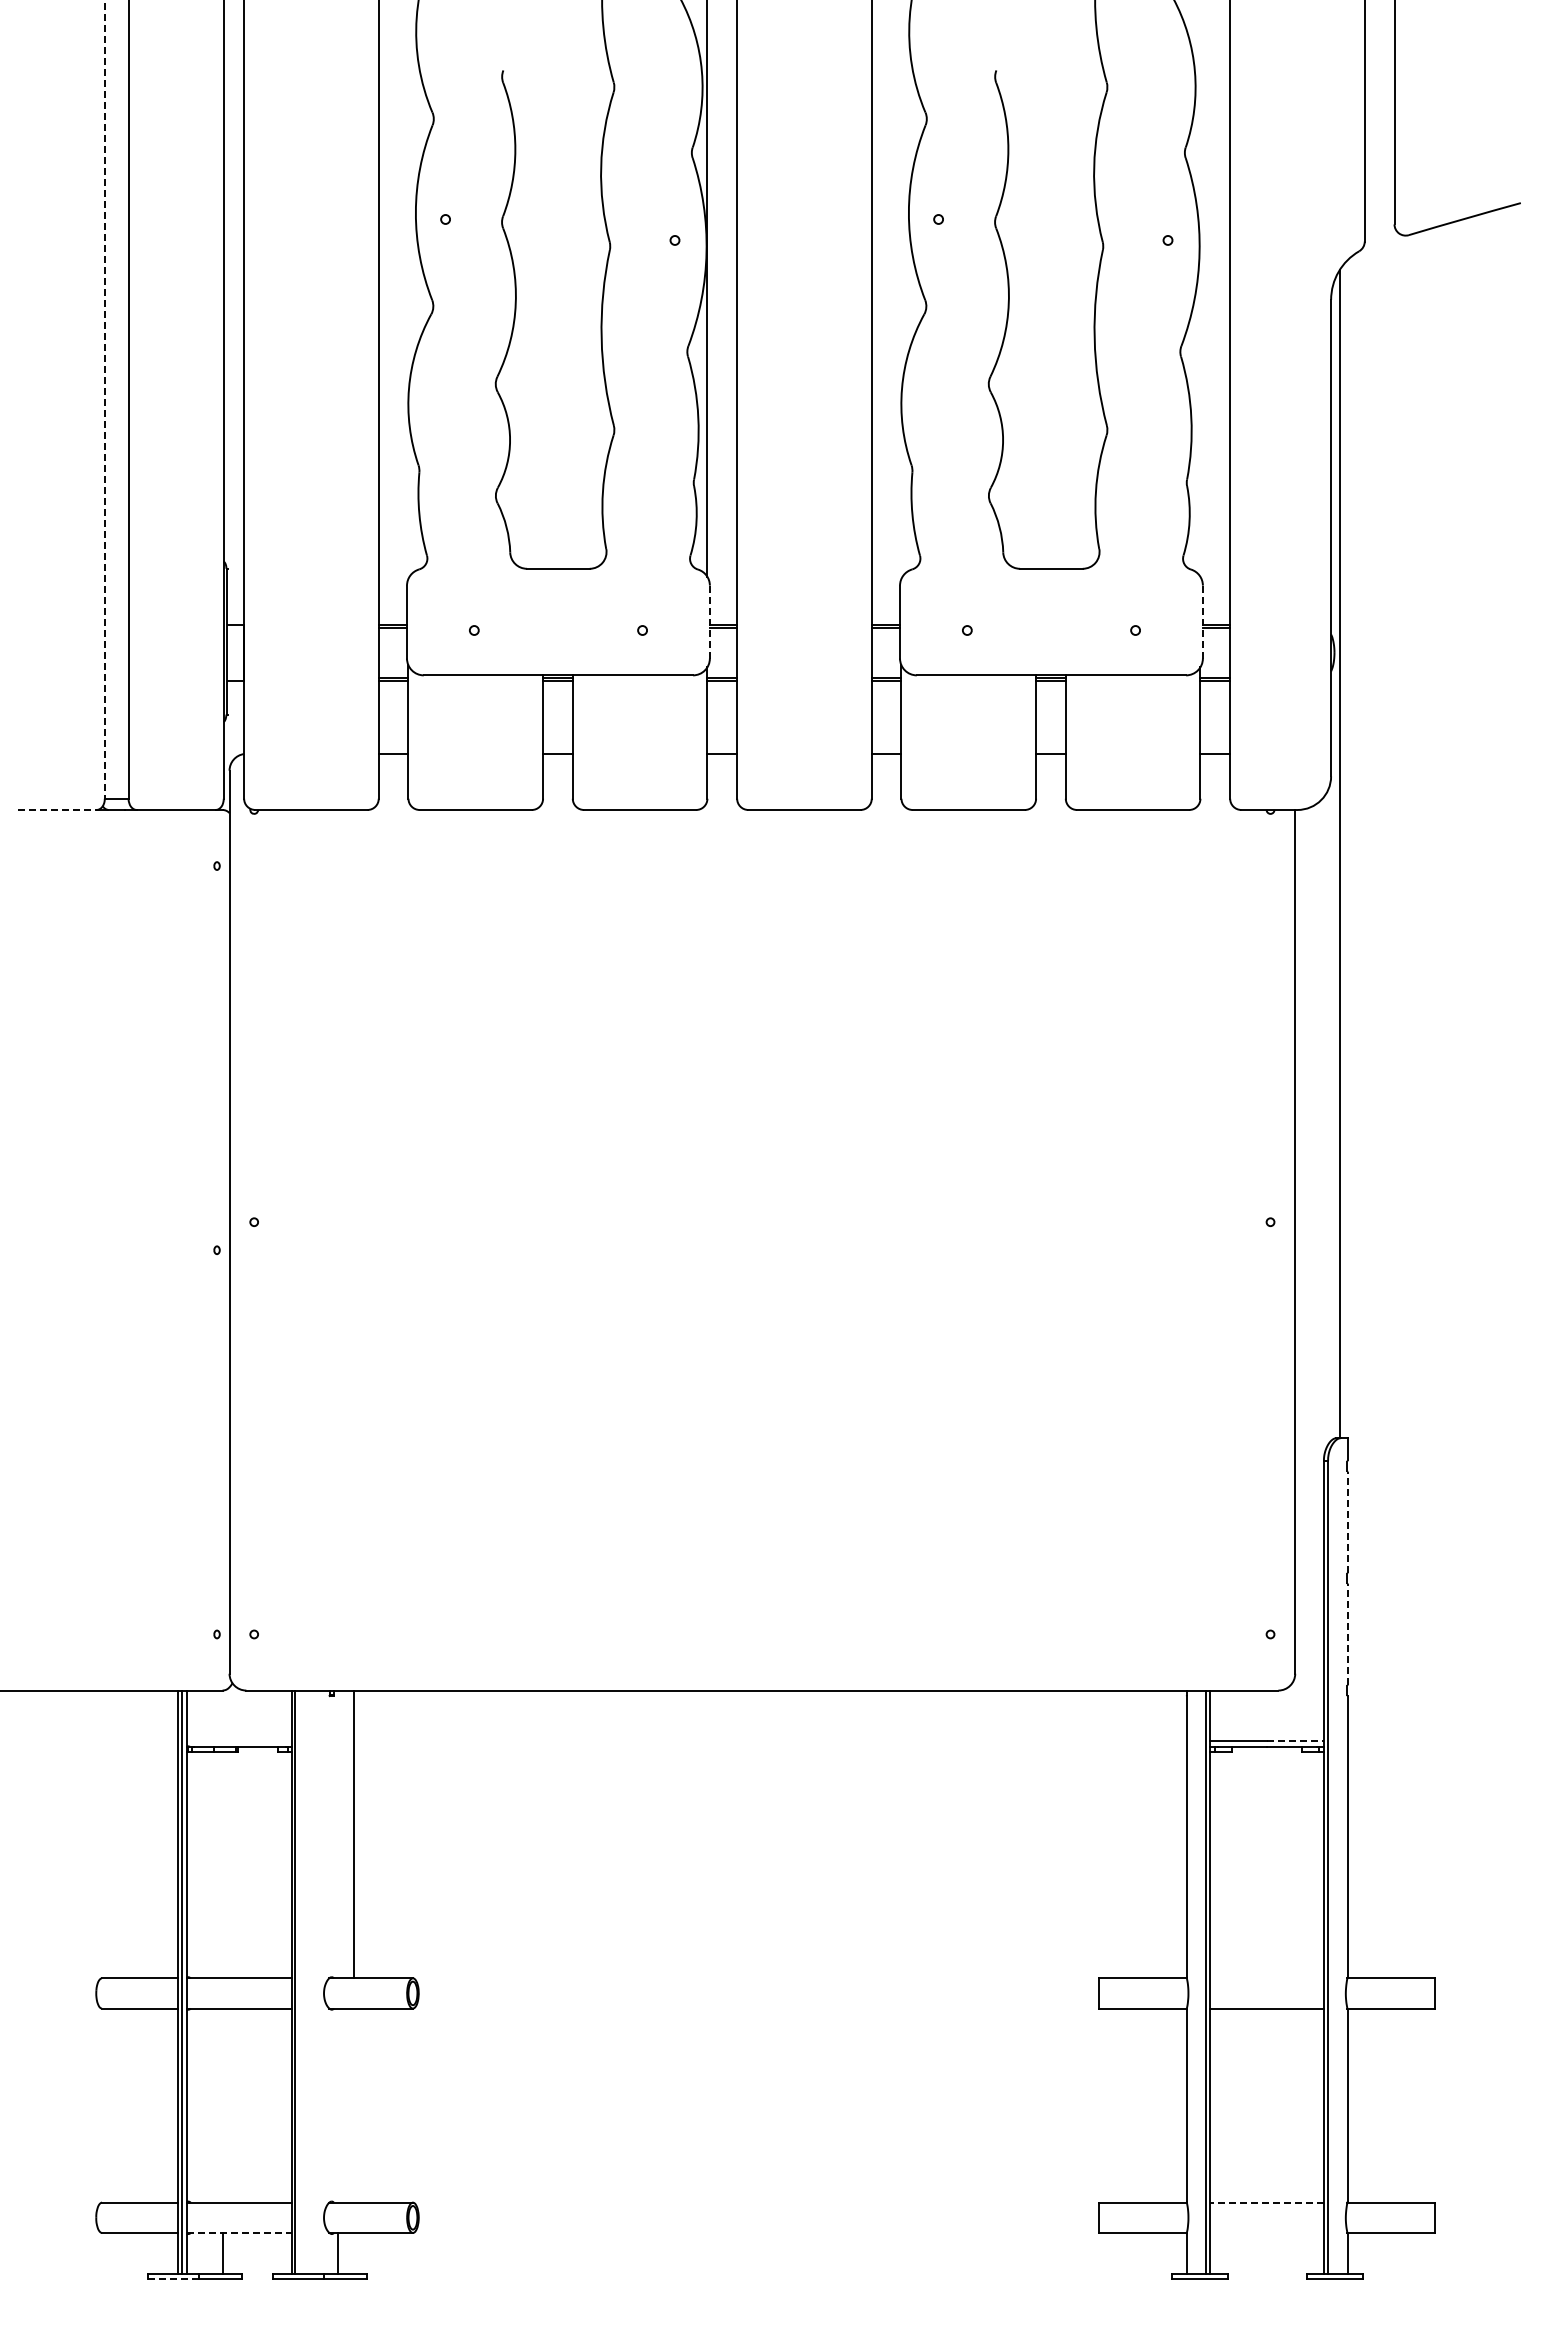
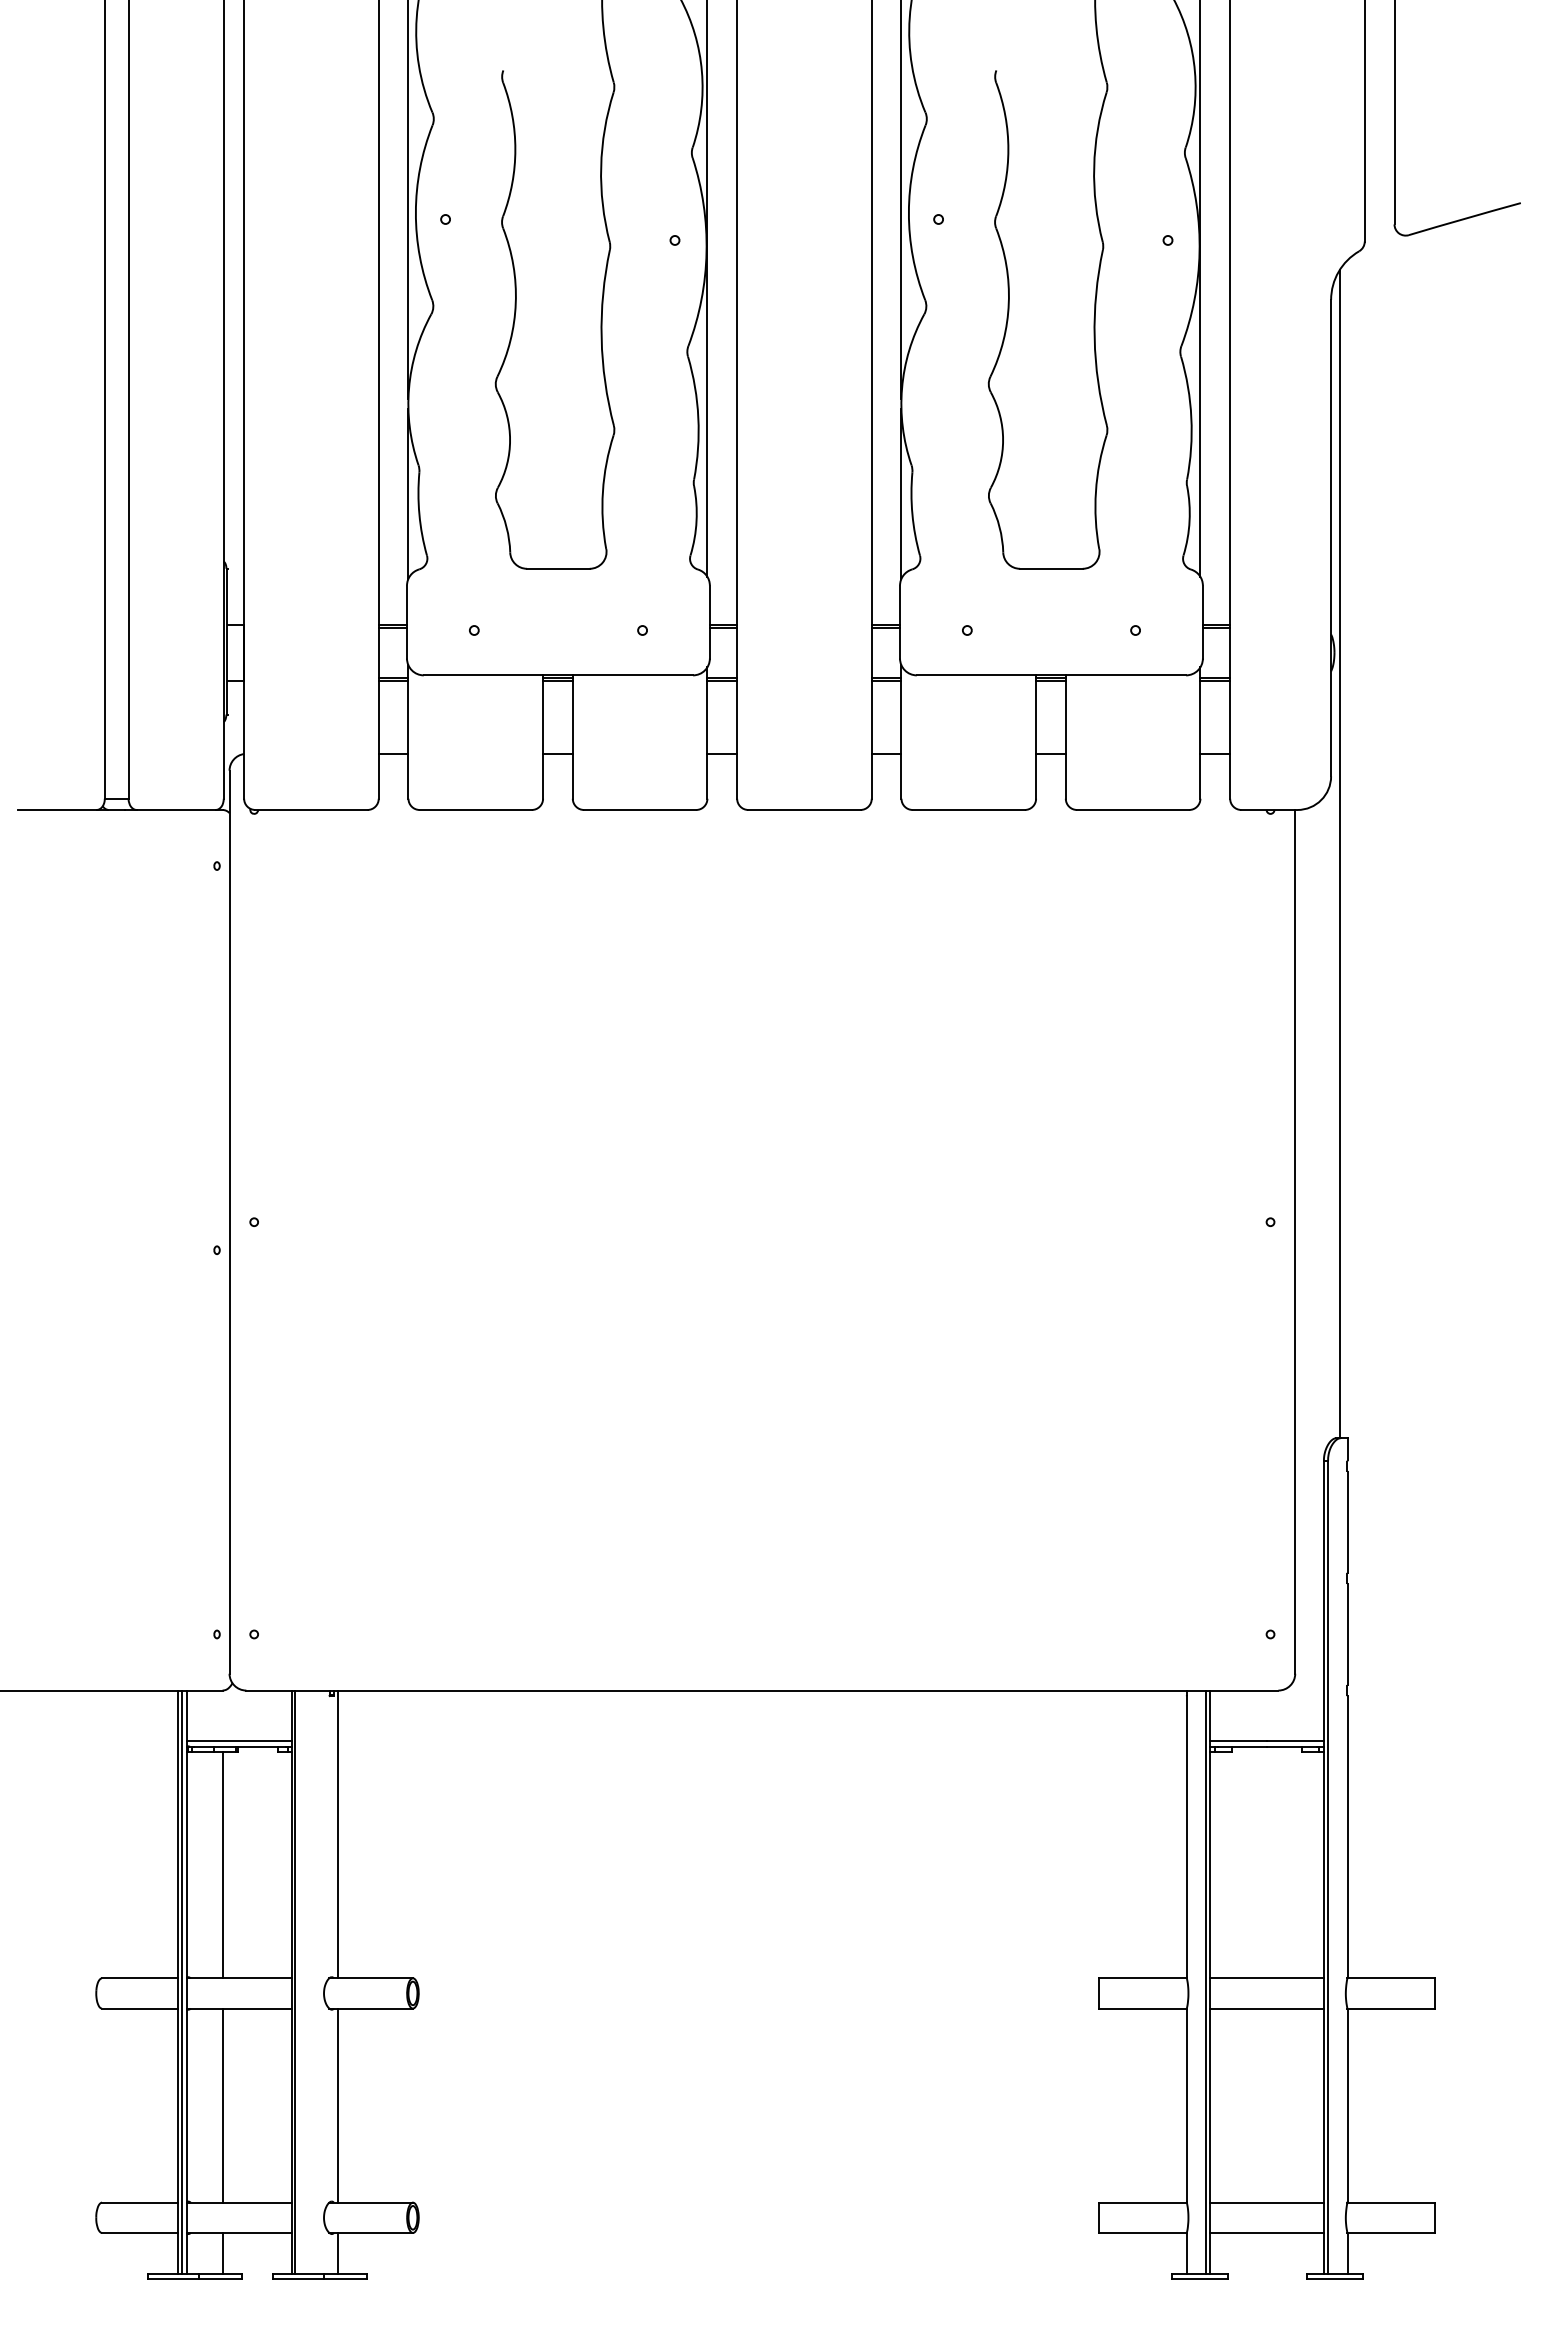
line: none -> present (408, 200)
line: none -> present (901, 200)
line: none -> present (1200, 289)
line: dashed -> solid (104, 399)
line: none -> present (408, 493)
line: none -> present (901, 493)
line: dashed -> solid (709, 621)
line: dashed -> solid (1202, 621)
line: dashed -> solid (57, 809)
line: dashed -> solid (1347, 1521)
line: dashed -> solid (1347, 1633)
line: none -> present (239, 1741)
line: dashed -> solid (1296, 1741)
line position: (353, 1834) -> (337, 1834) (337, 1834)
line: none -> present (222, 1865)
line: none -> present (1266, 1978)
line: none -> present (222, 2105)
line: none -> present (337, 2105)
line: dashed -> solid (1267, 2202)
line: dashed -> solid (240, 2232)
line: none -> present (1266, 2232)
line: dashed -> solid (173, 2279)
